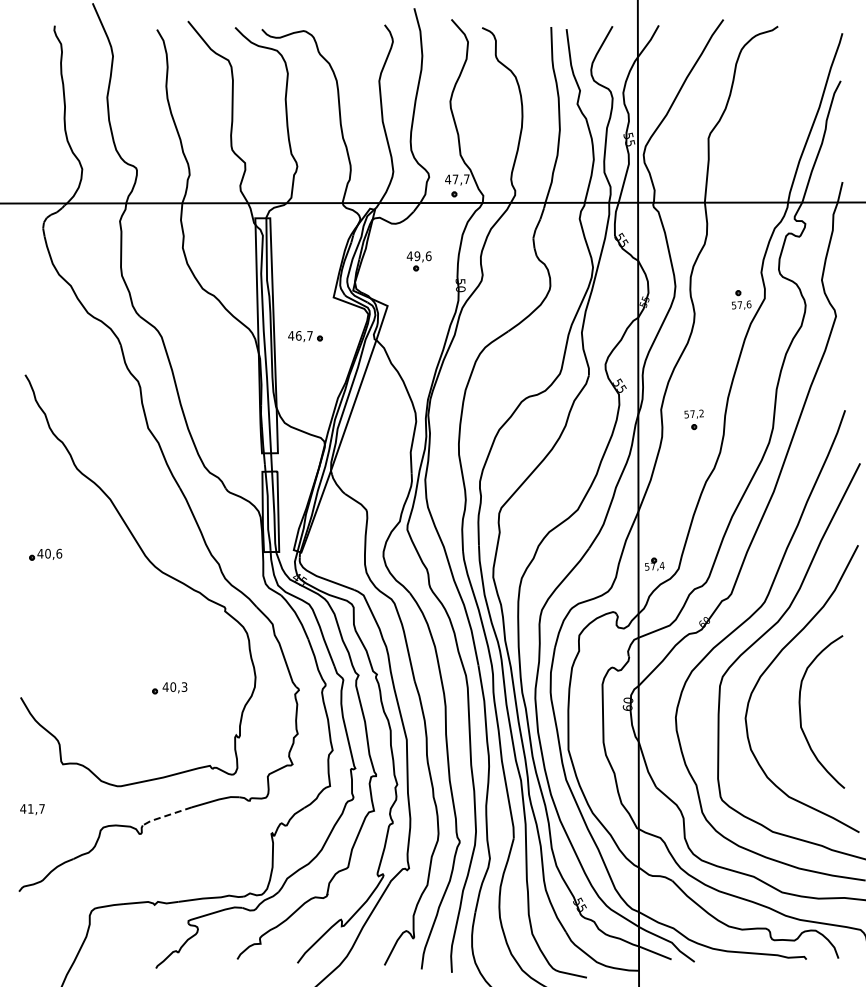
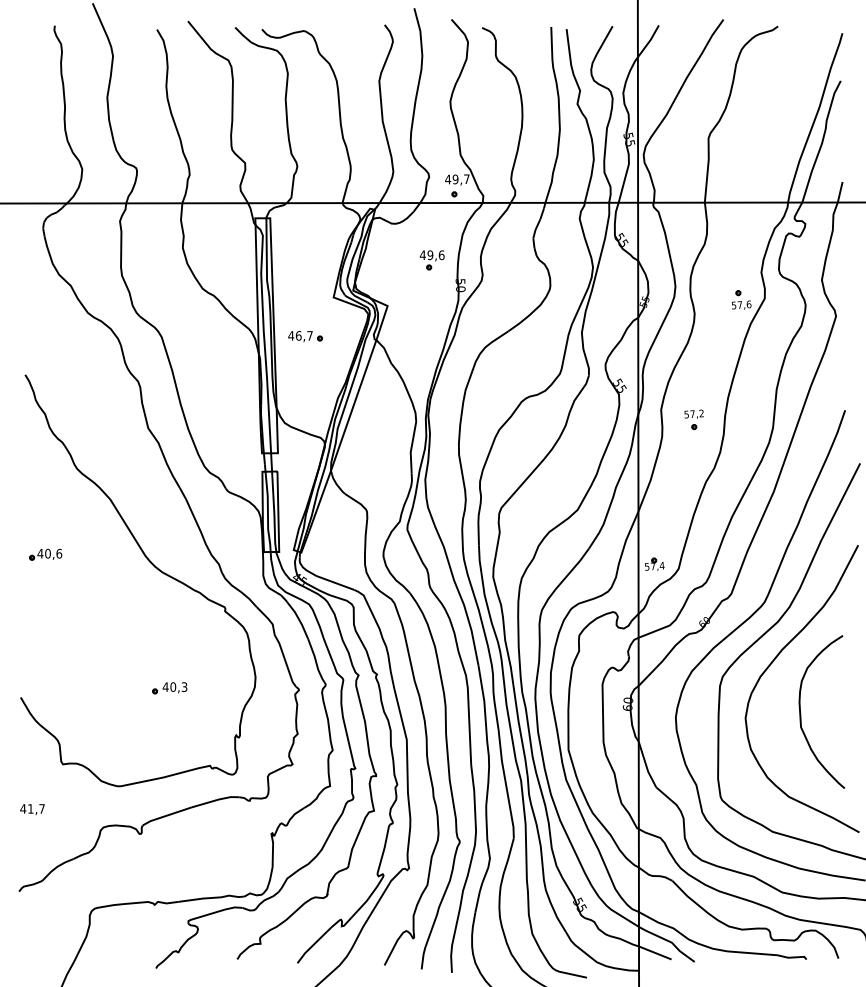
text: 47,7 -> 49,7 (455, 179)
part position: (418, 261) -> (431, 260) (431, 260)
line: dashed -> solid (166, 815)
